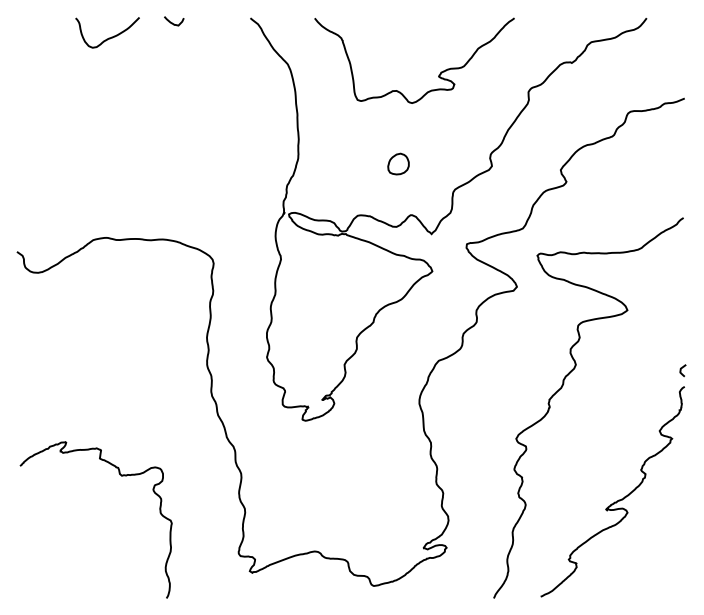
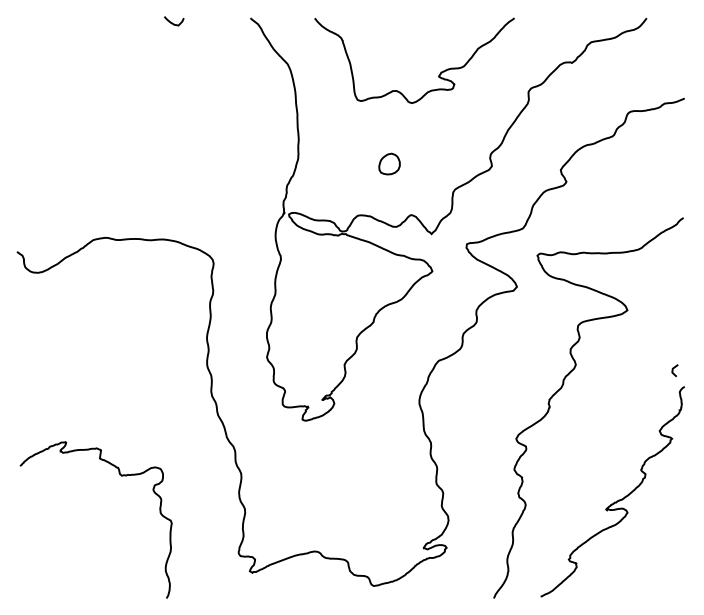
curve: present -> none (108, 37)
part position: (398, 163) -> (389, 163) (389, 163)
curve position: (681, 370) -> (673, 370) (673, 370)
